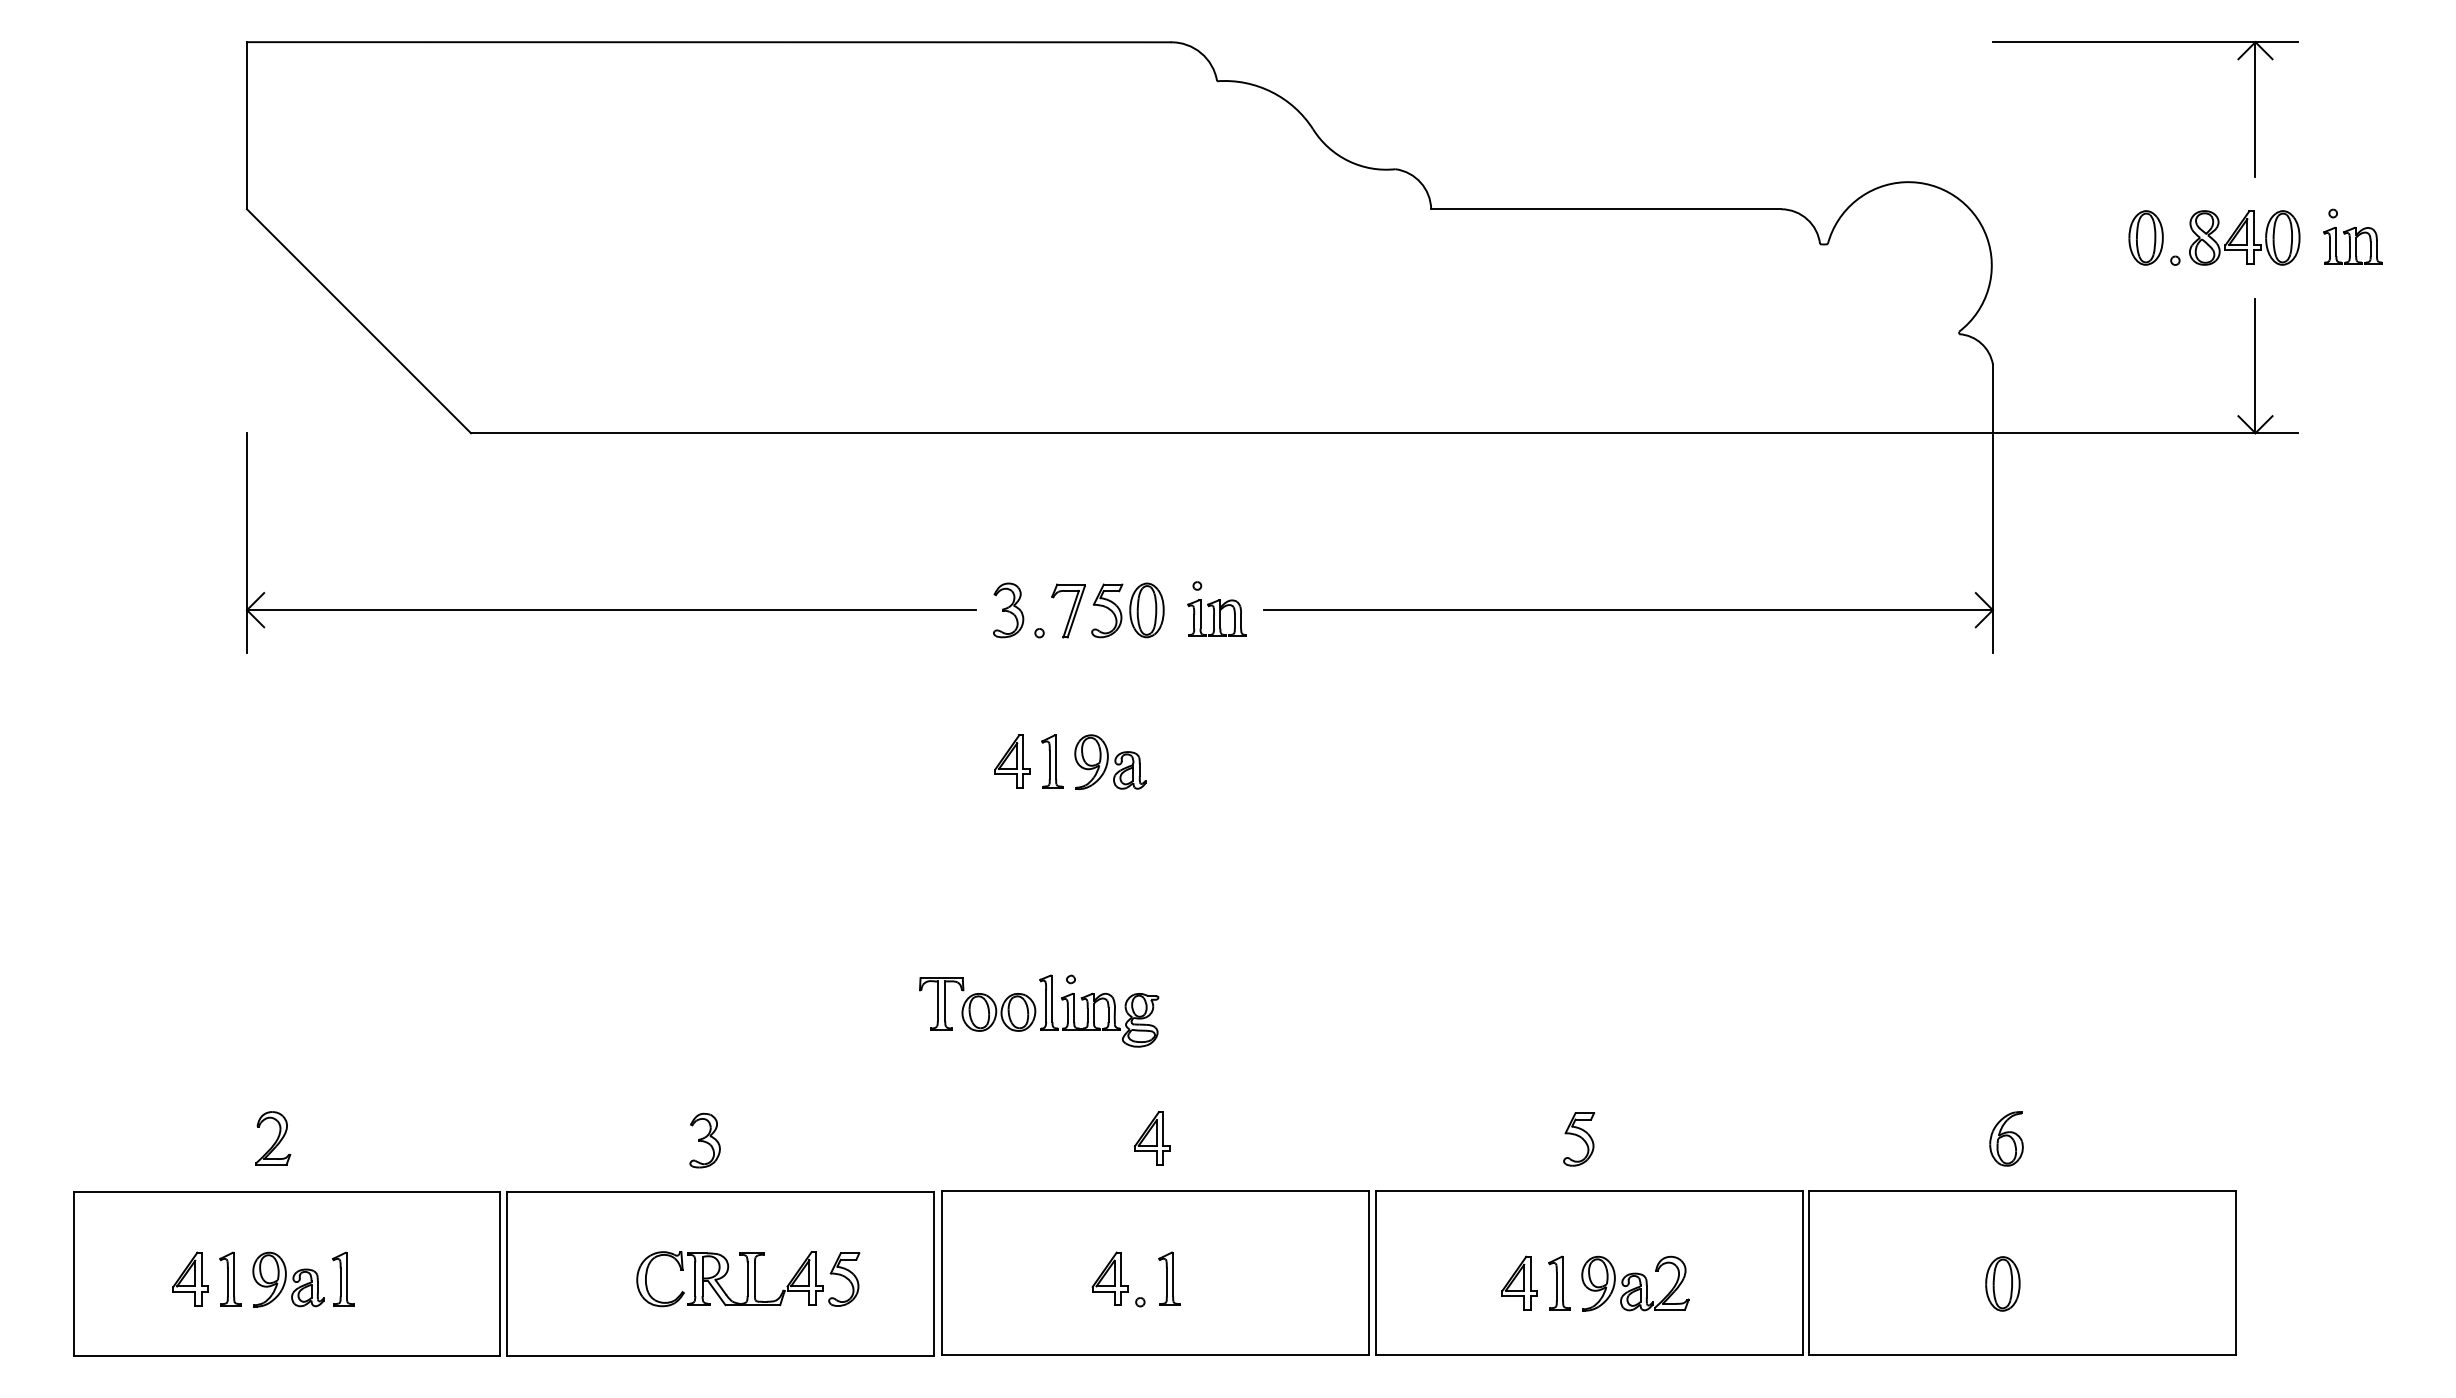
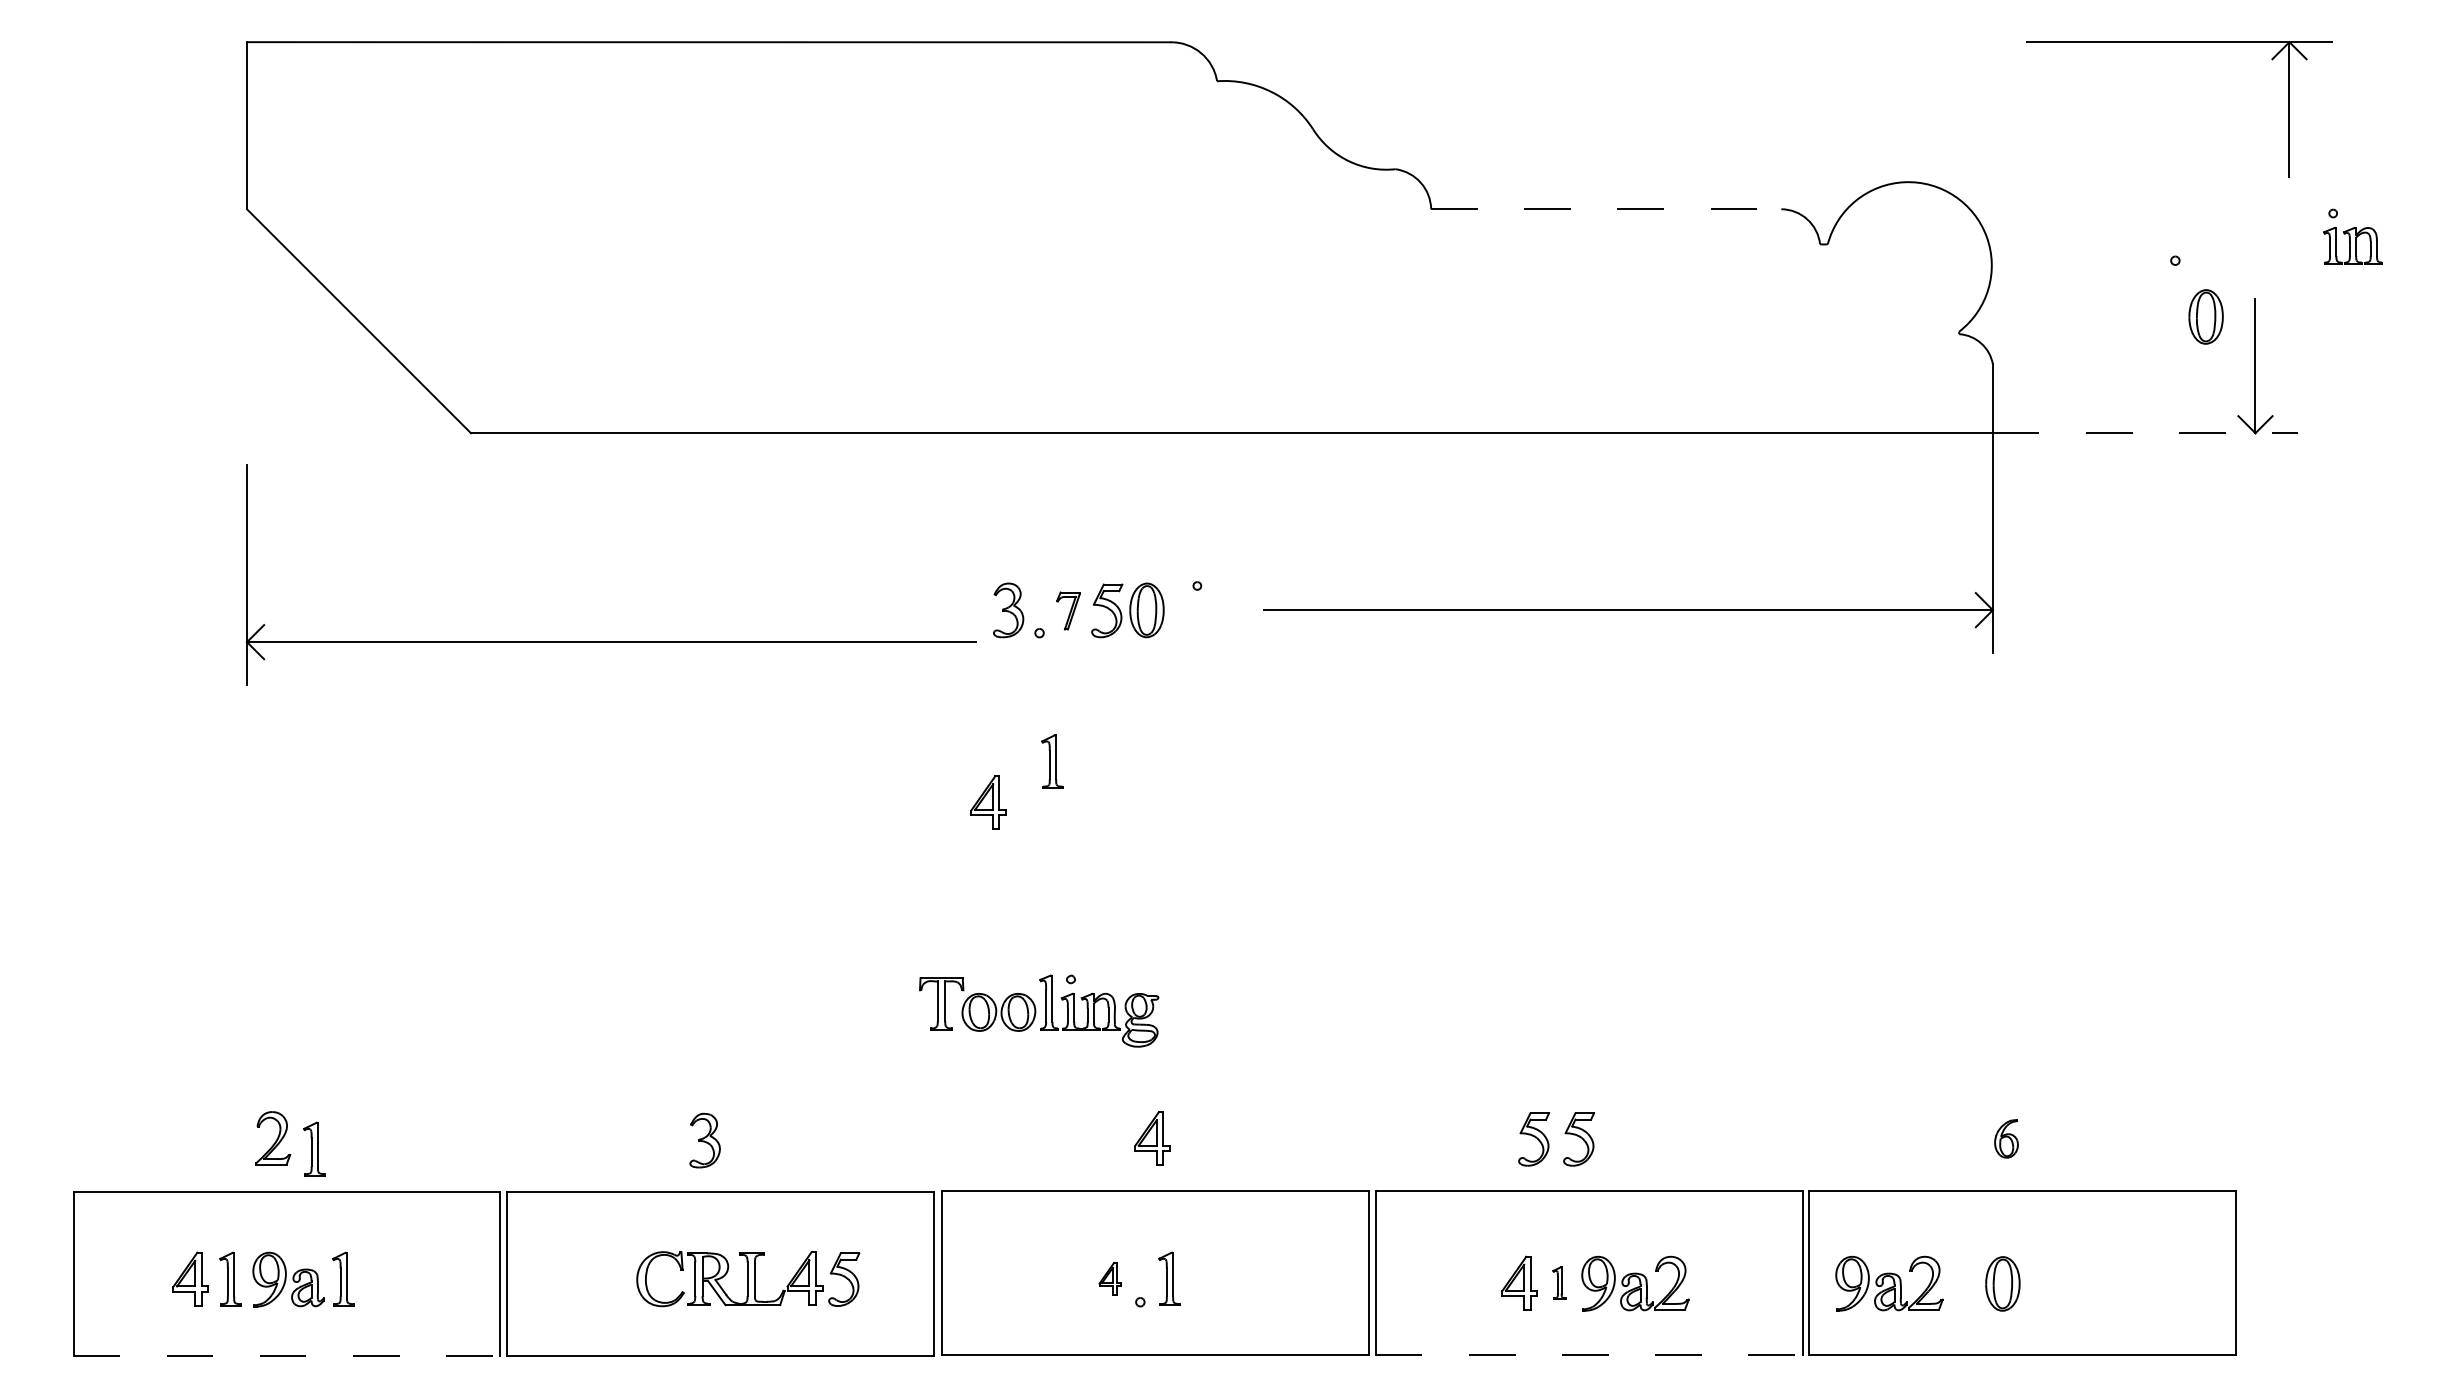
part position: (2145, 42) -> (2179, 42) (2179, 42)
line: solid -> dashed (1606, 209)
part position: (2145, 237) -> (2205, 316) (2205, 316)
part: present -> none (2244, 237)
line: solid -> dashed (2145, 433)
part position: (610, 609) -> (610, 641) (610, 641)
part size: 35x56 px -> 25x40 px (1068, 610)
part: present -> none (1216, 617)
part position: (1012, 761) -> (988, 802) (988, 802)
part: present -> none (1110, 761)
part size: 35x56 px -> 25x40 px (2006, 1138)
part: none -> present (1534, 1139)
part: none -> present (314, 1148)
part size: 38x55 px -> 24x34 px (1109, 1278)
part size: 23x56 px -> 15x34 px (1559, 1282)
part: none -> present (1889, 1283)
line: solid -> dashed (1589, 1355)
line: solid -> dashed (287, 1356)
